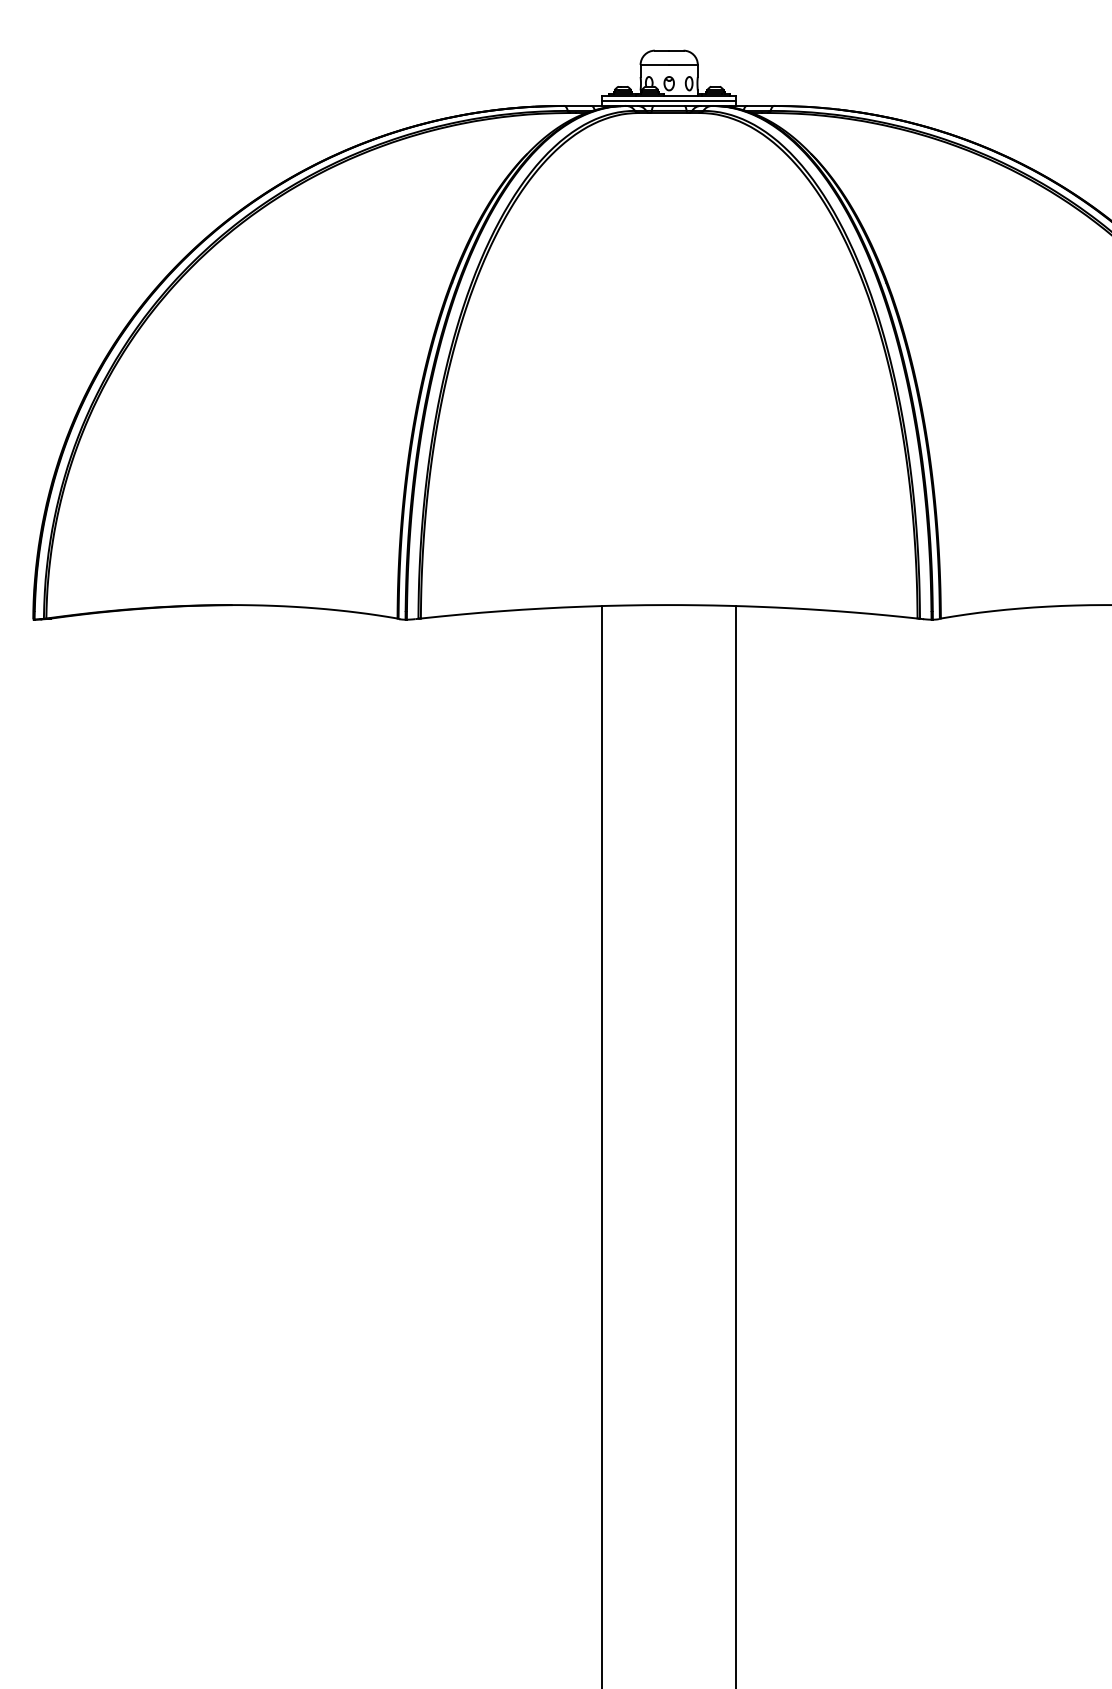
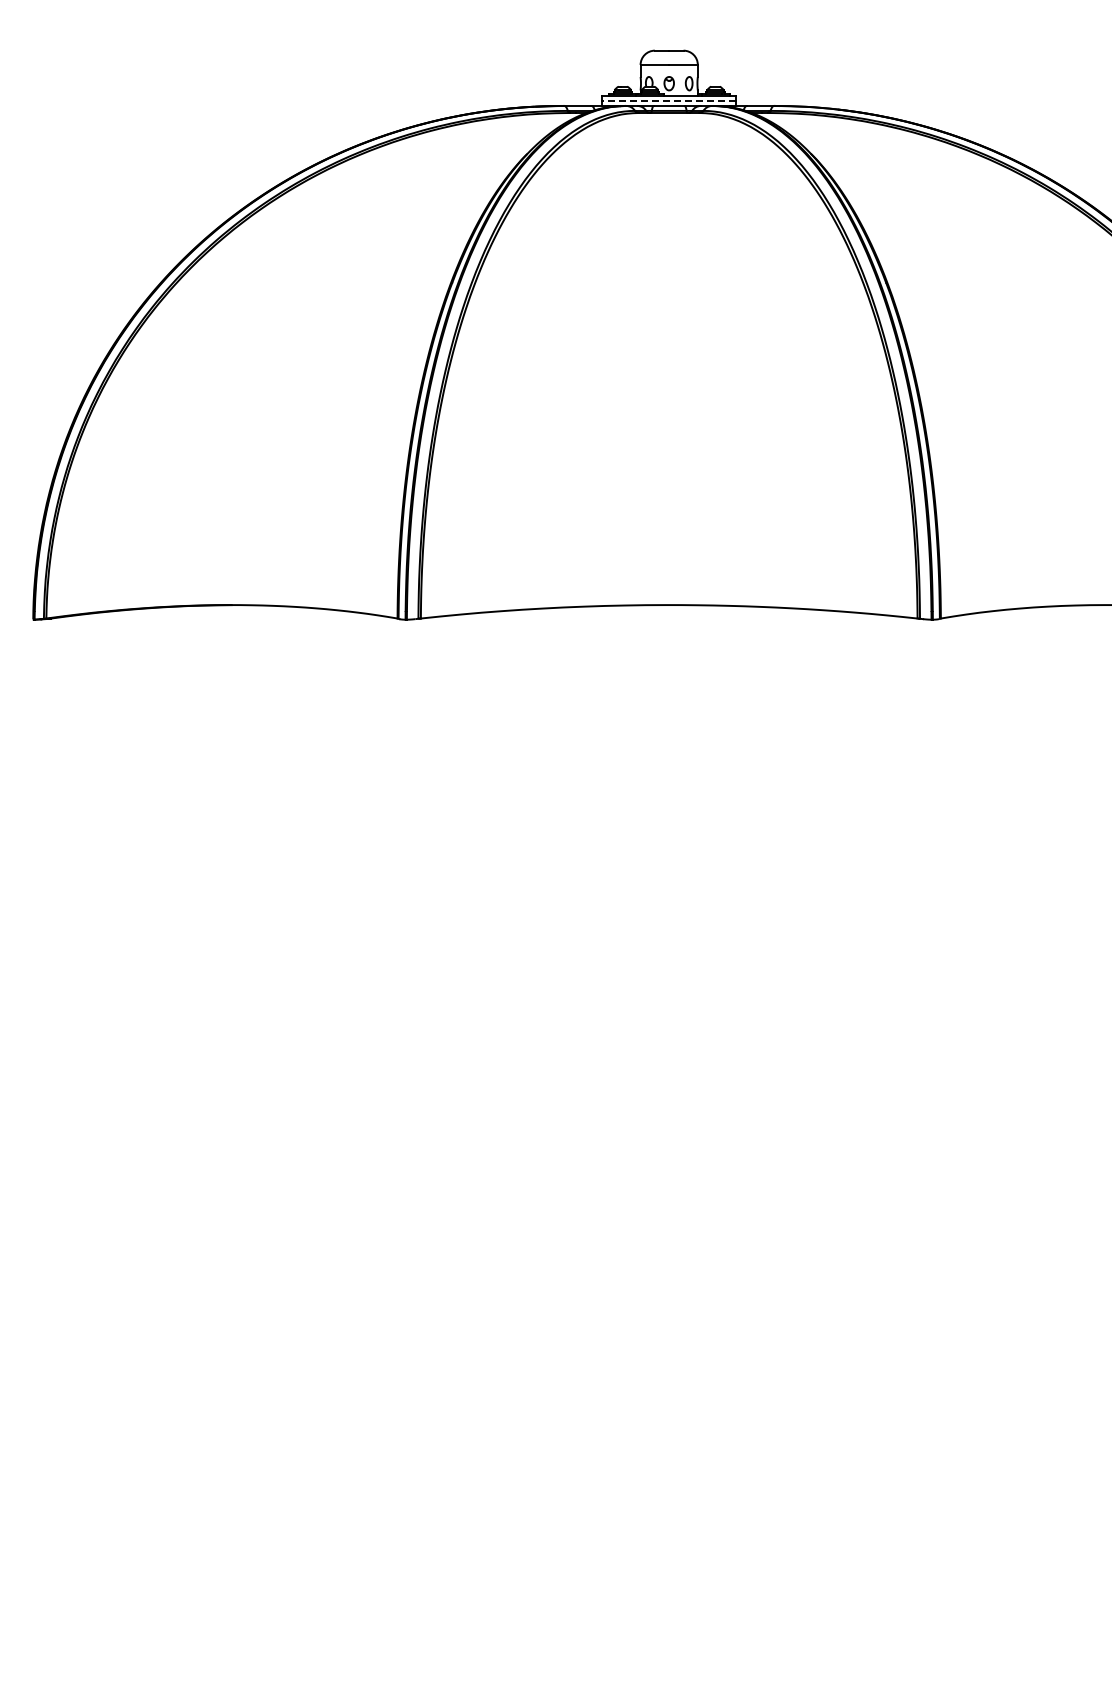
line: solid -> dashed (669, 101)
line: present -> none (602, 1145)
line: present -> none (736, 1145)
